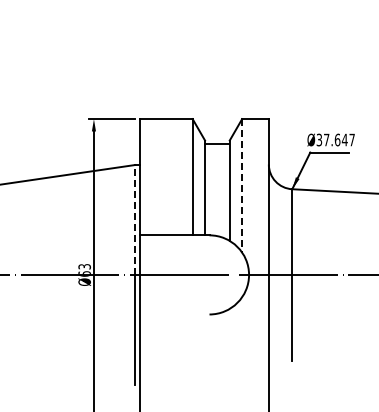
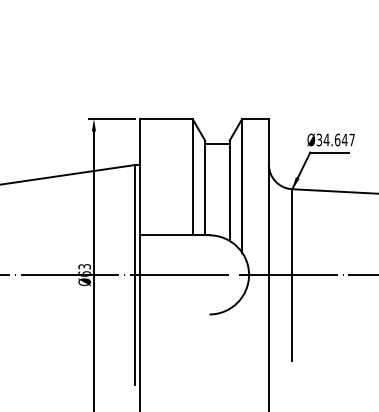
text: Ø37.647 -> Ø34.647 (326, 139)
line: dashed -> solid (242, 185)
line: dashed -> solid (135, 219)
